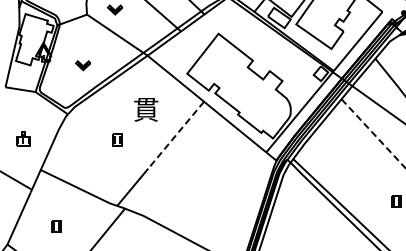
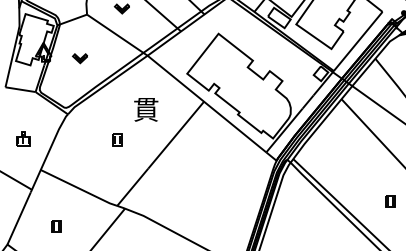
part position: (114, 9) -> (121, 8) (121, 8)
part position: (82, 65) -> (79, 58) (79, 58)
line: dashed -> solid (374, 134)
line: dashed -> solid (176, 135)
part position: (396, 201) -> (390, 201) (390, 201)
